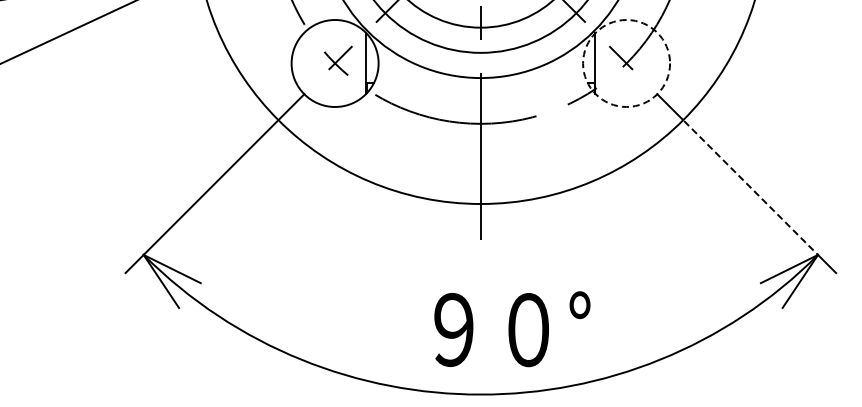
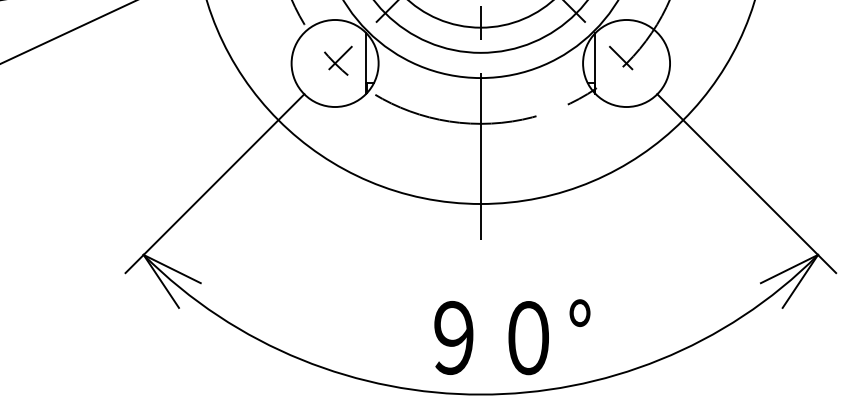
circle: dashed -> solid (626, 63)
line: dashed -> solid (751, 188)
text position: (512, 329) -> (512, 337) (512, 337)
